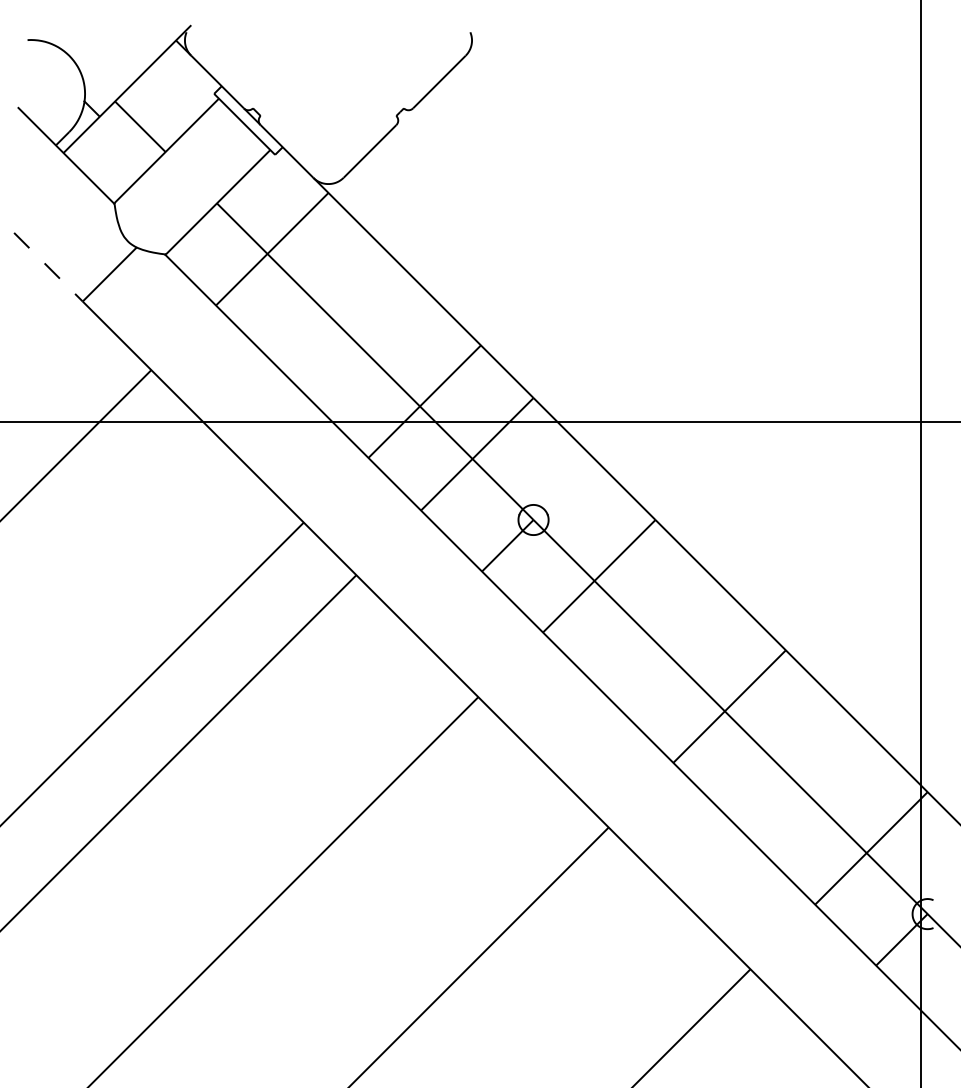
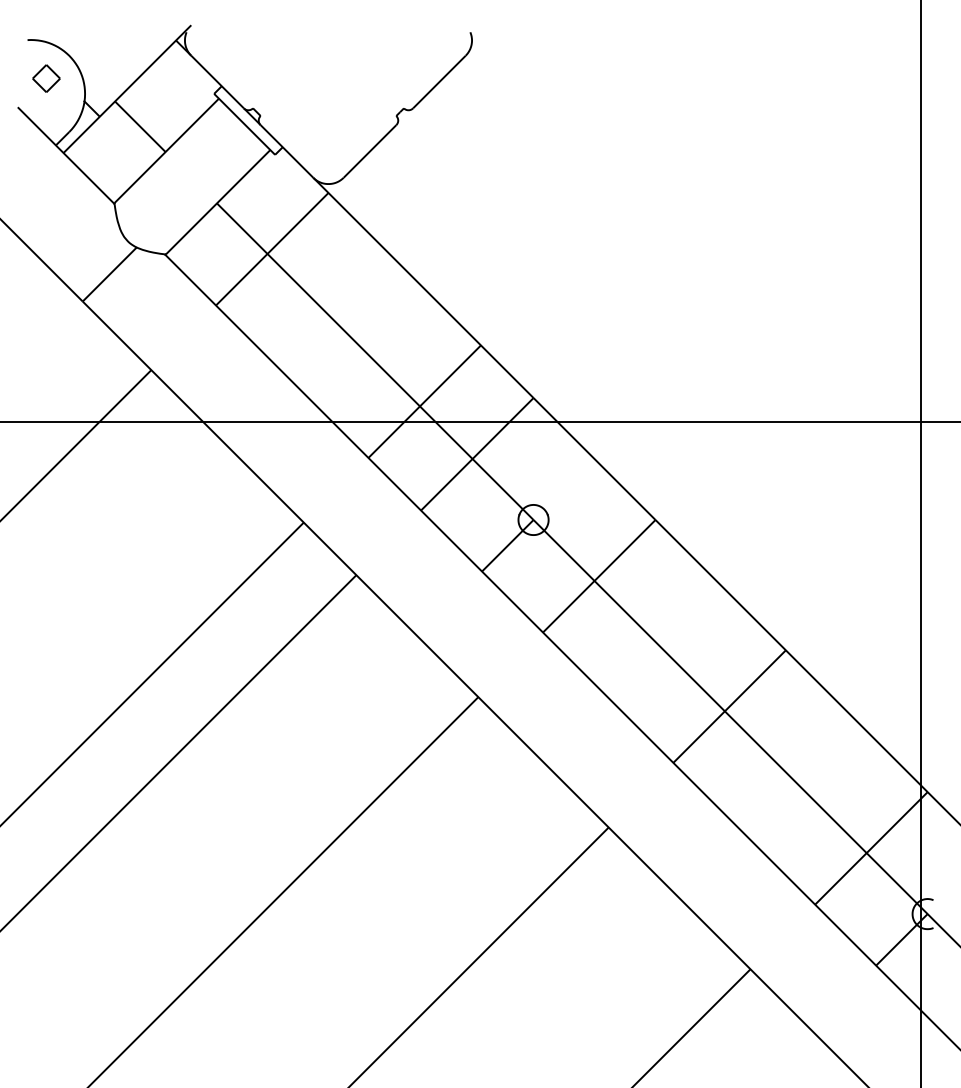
part: none -> present (46, 78)
line: dashed -> solid (41, 260)
